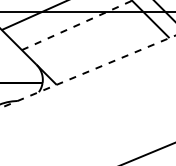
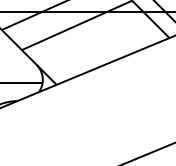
line: dashed -> solid (77, 25)
line: dashed -> solid (87, 72)
